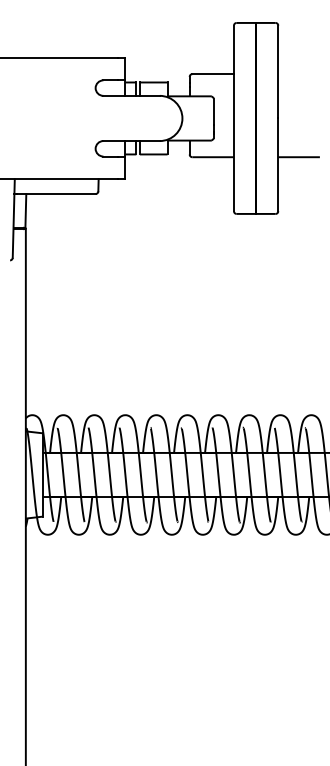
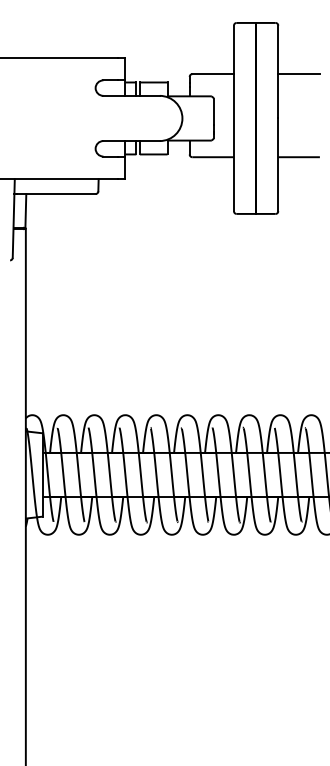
line: none -> present (298, 74)
